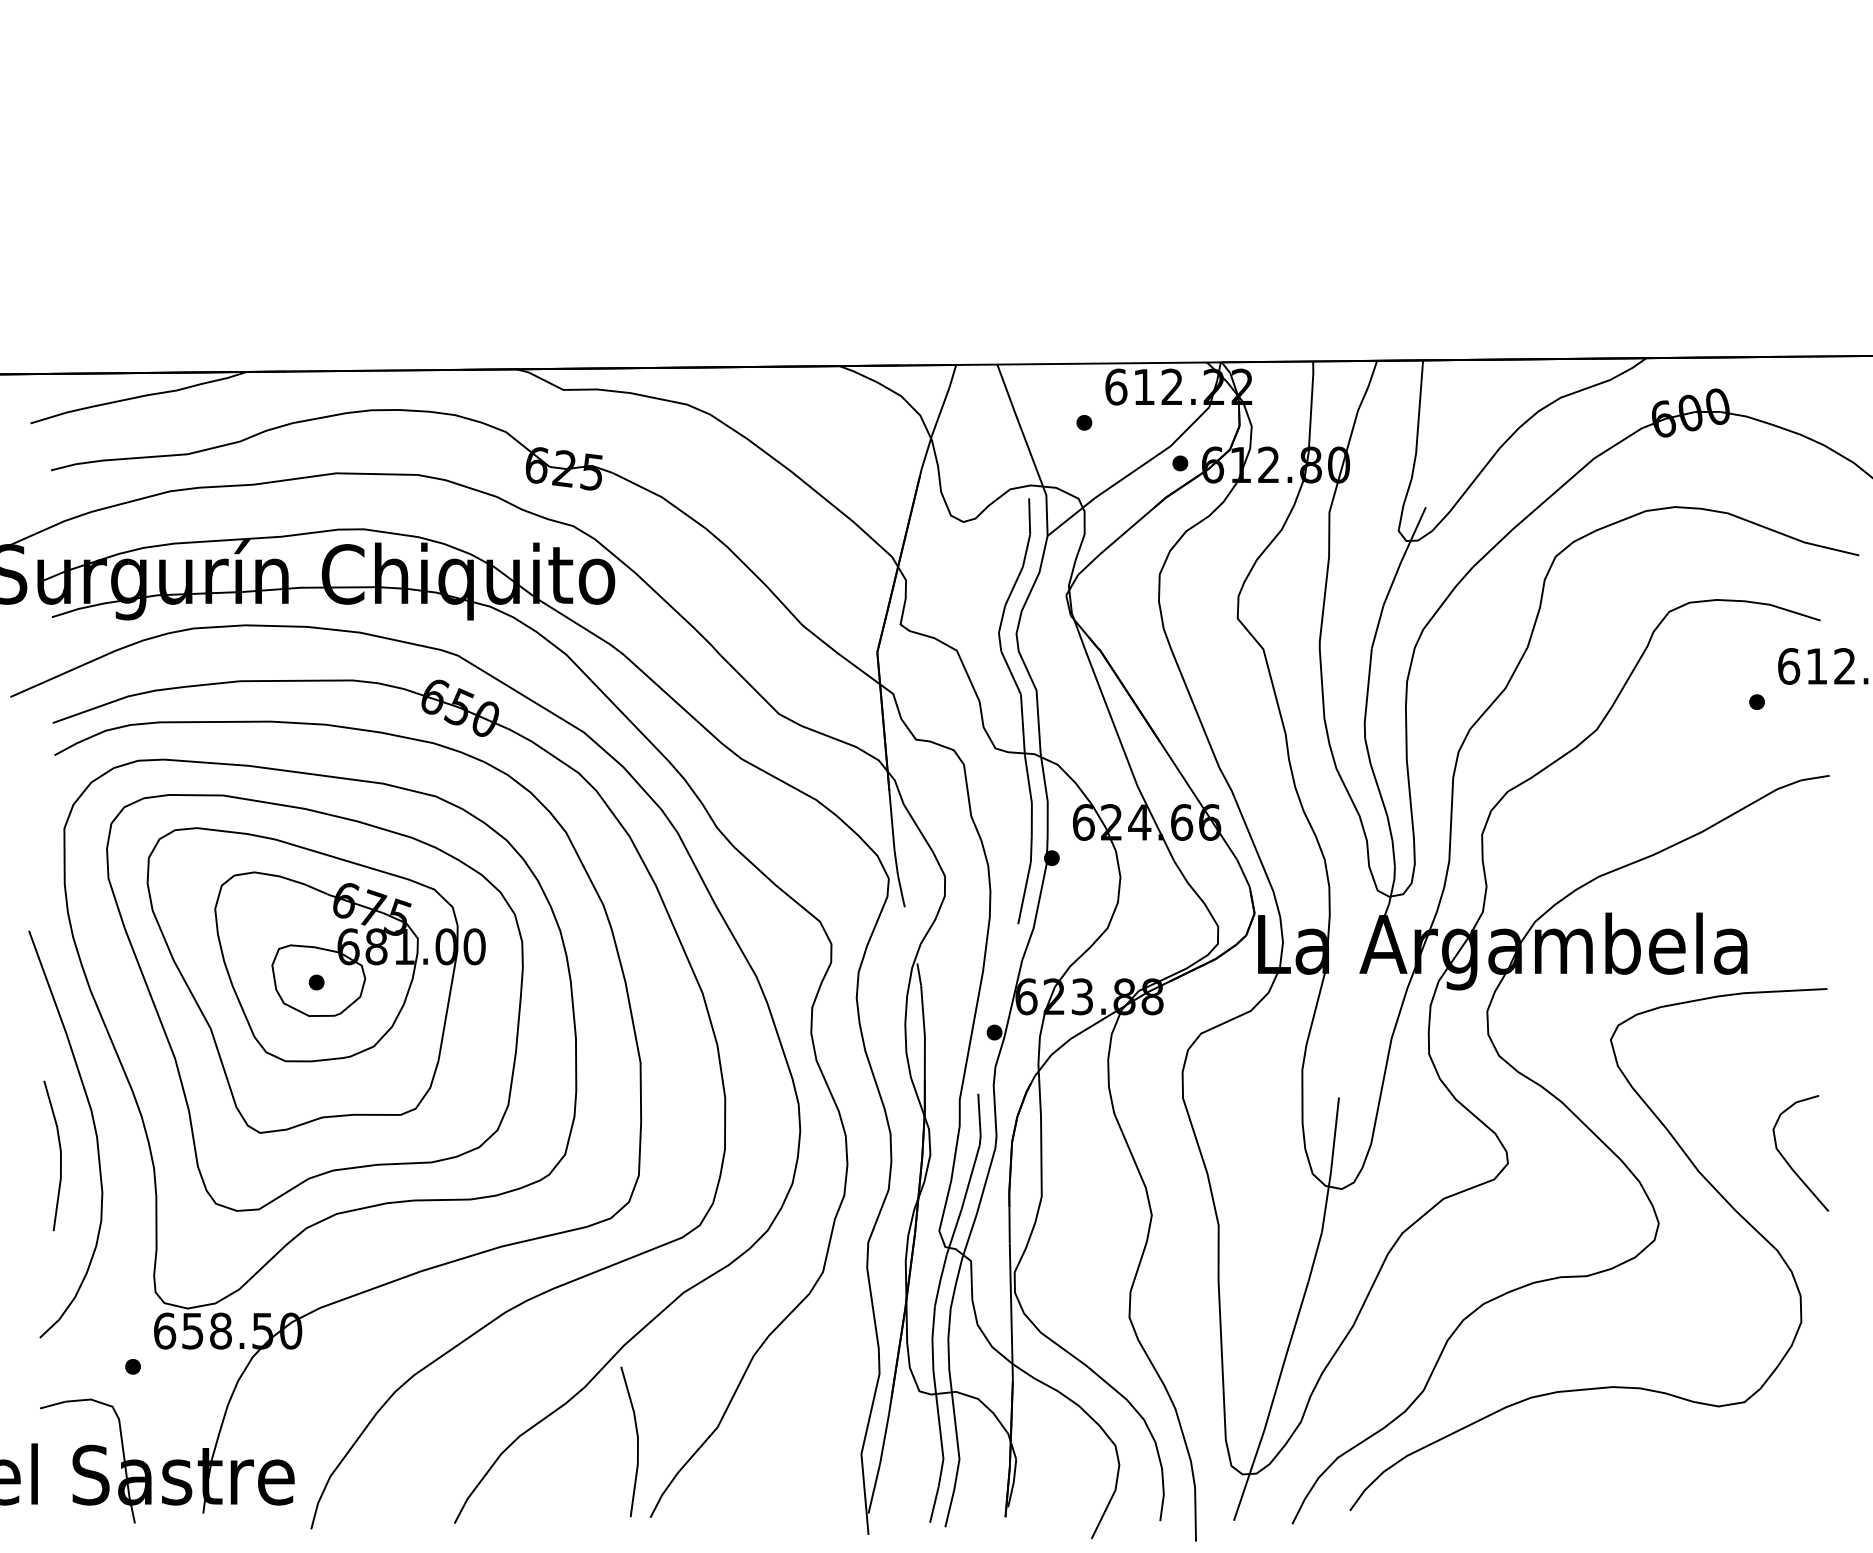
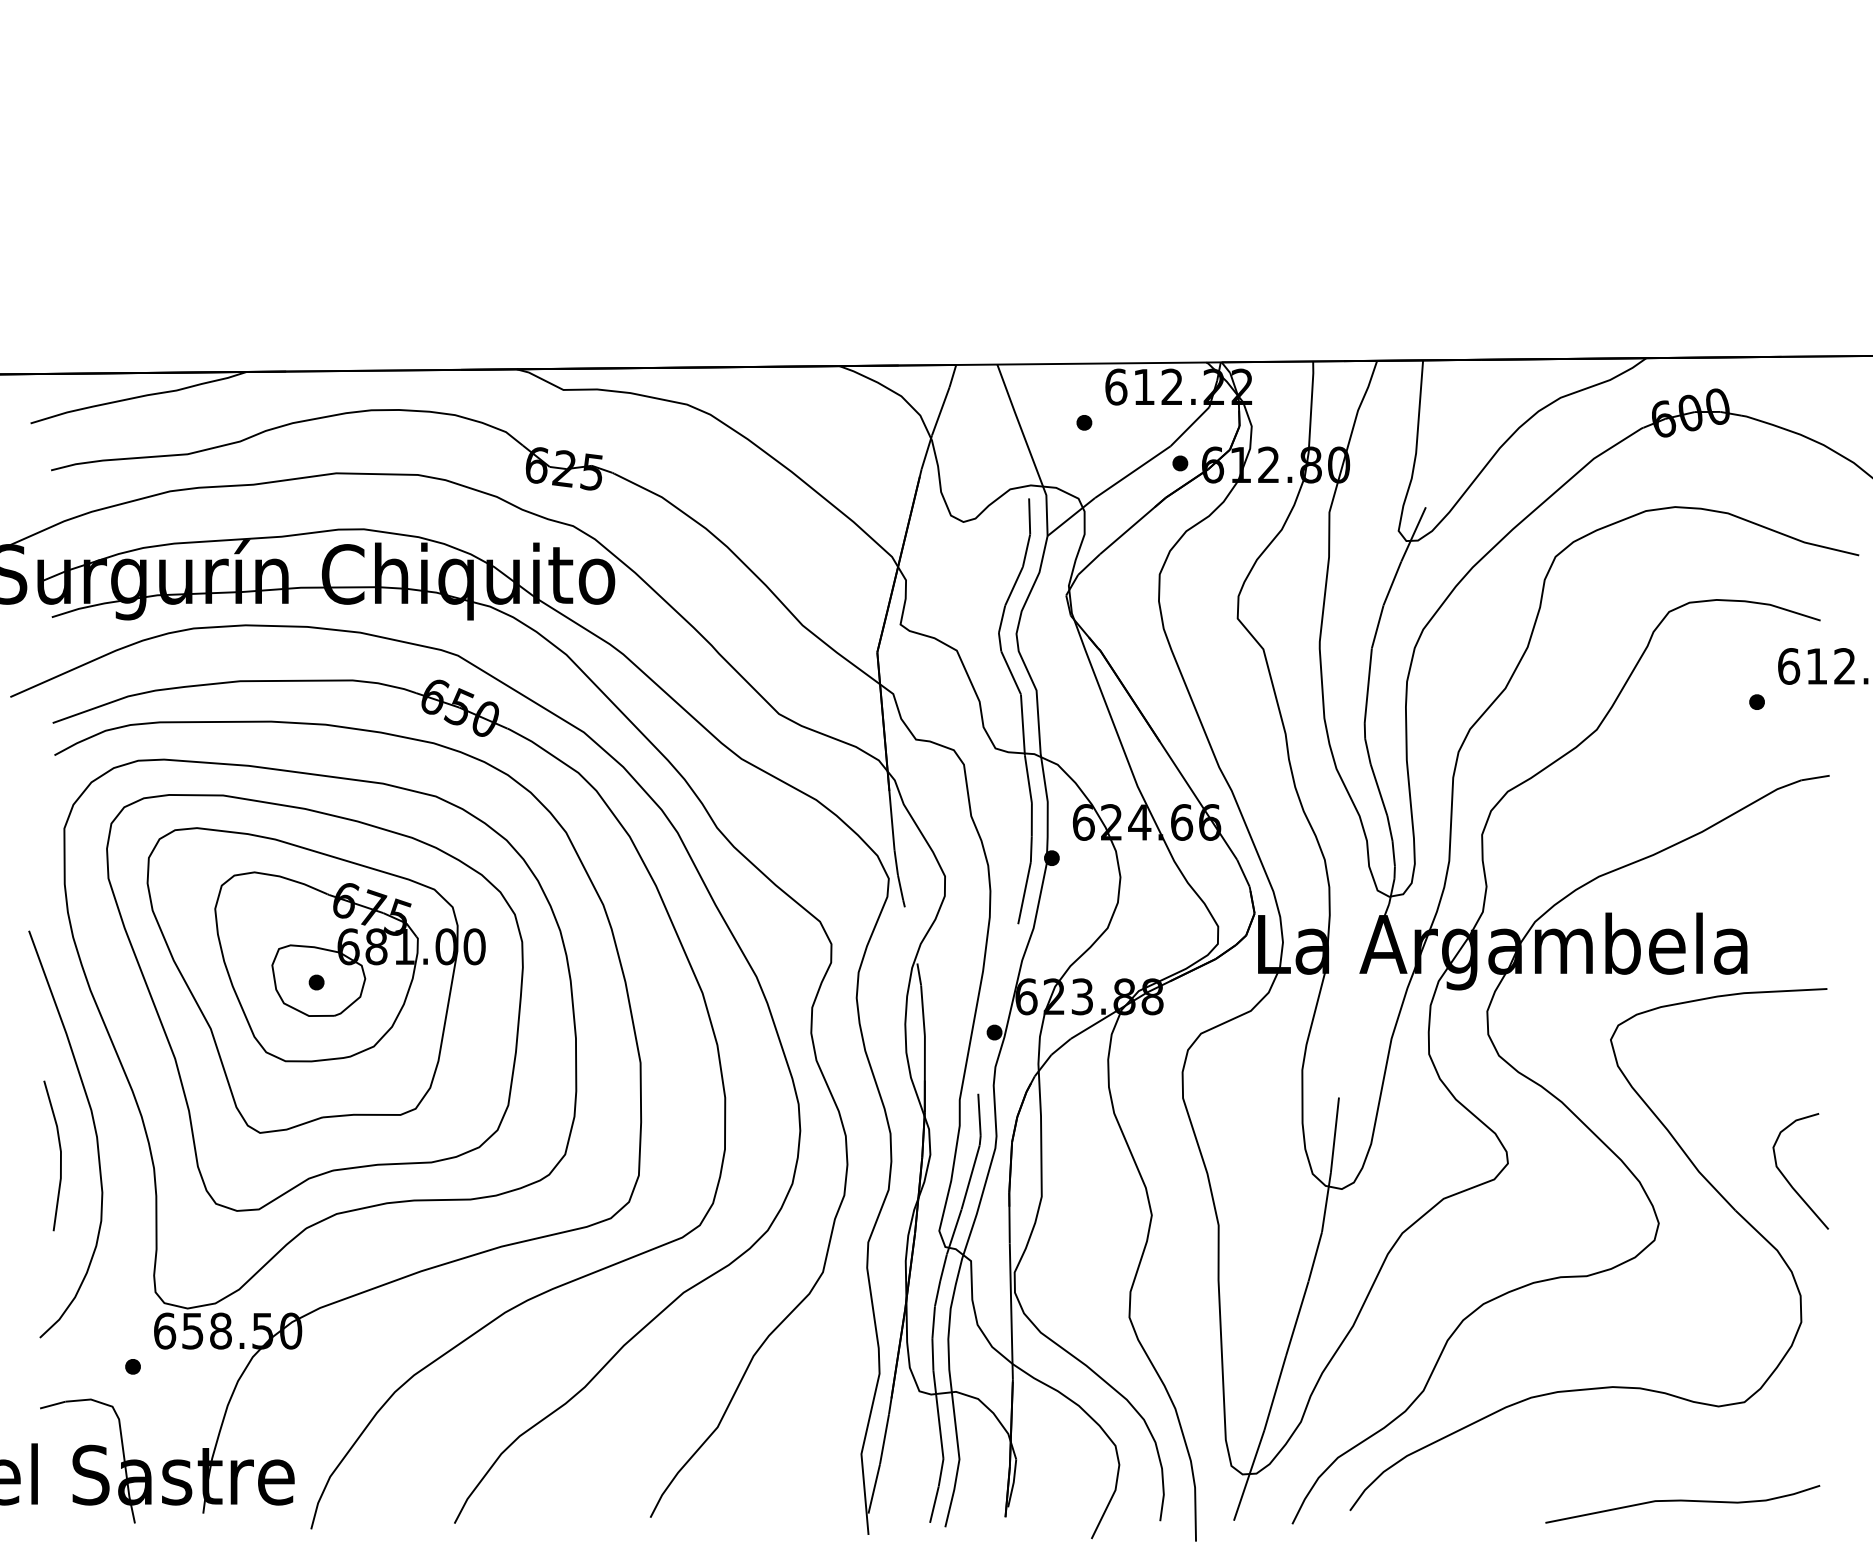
curve position: (1789, 1163) -> (1789, 1181) (1789, 1181)
line: present -> none (637, 1441)
curve: none -> present (1682, 1501)
